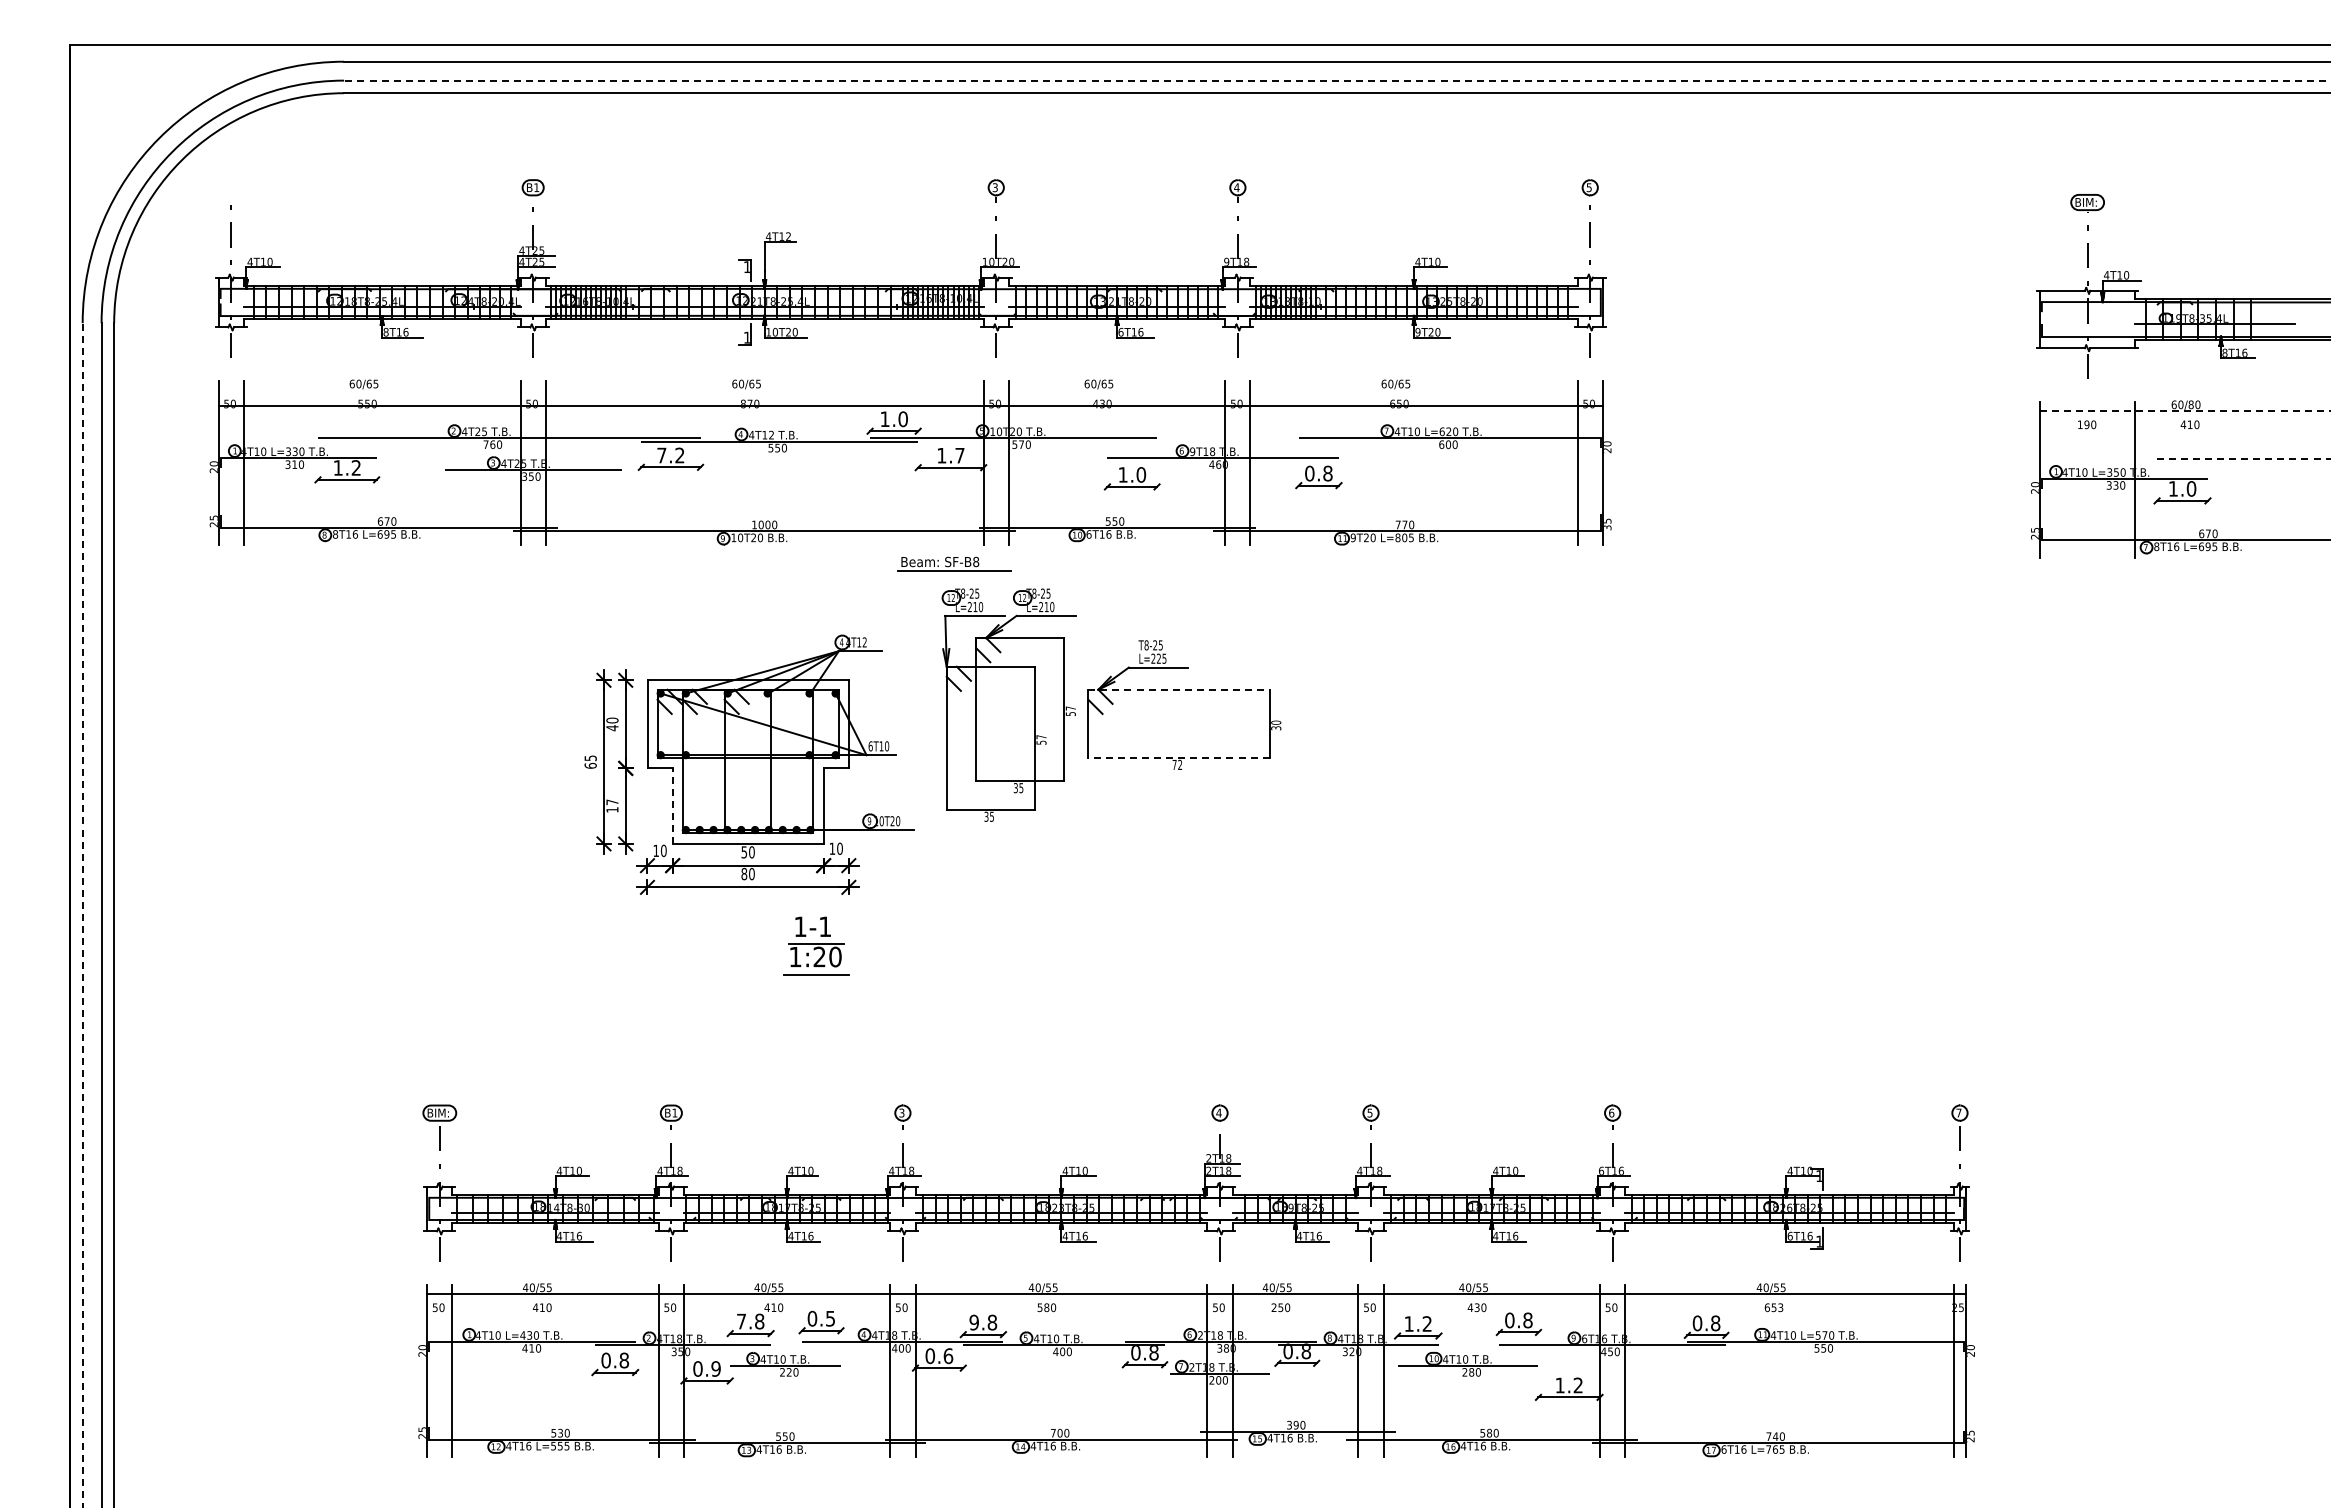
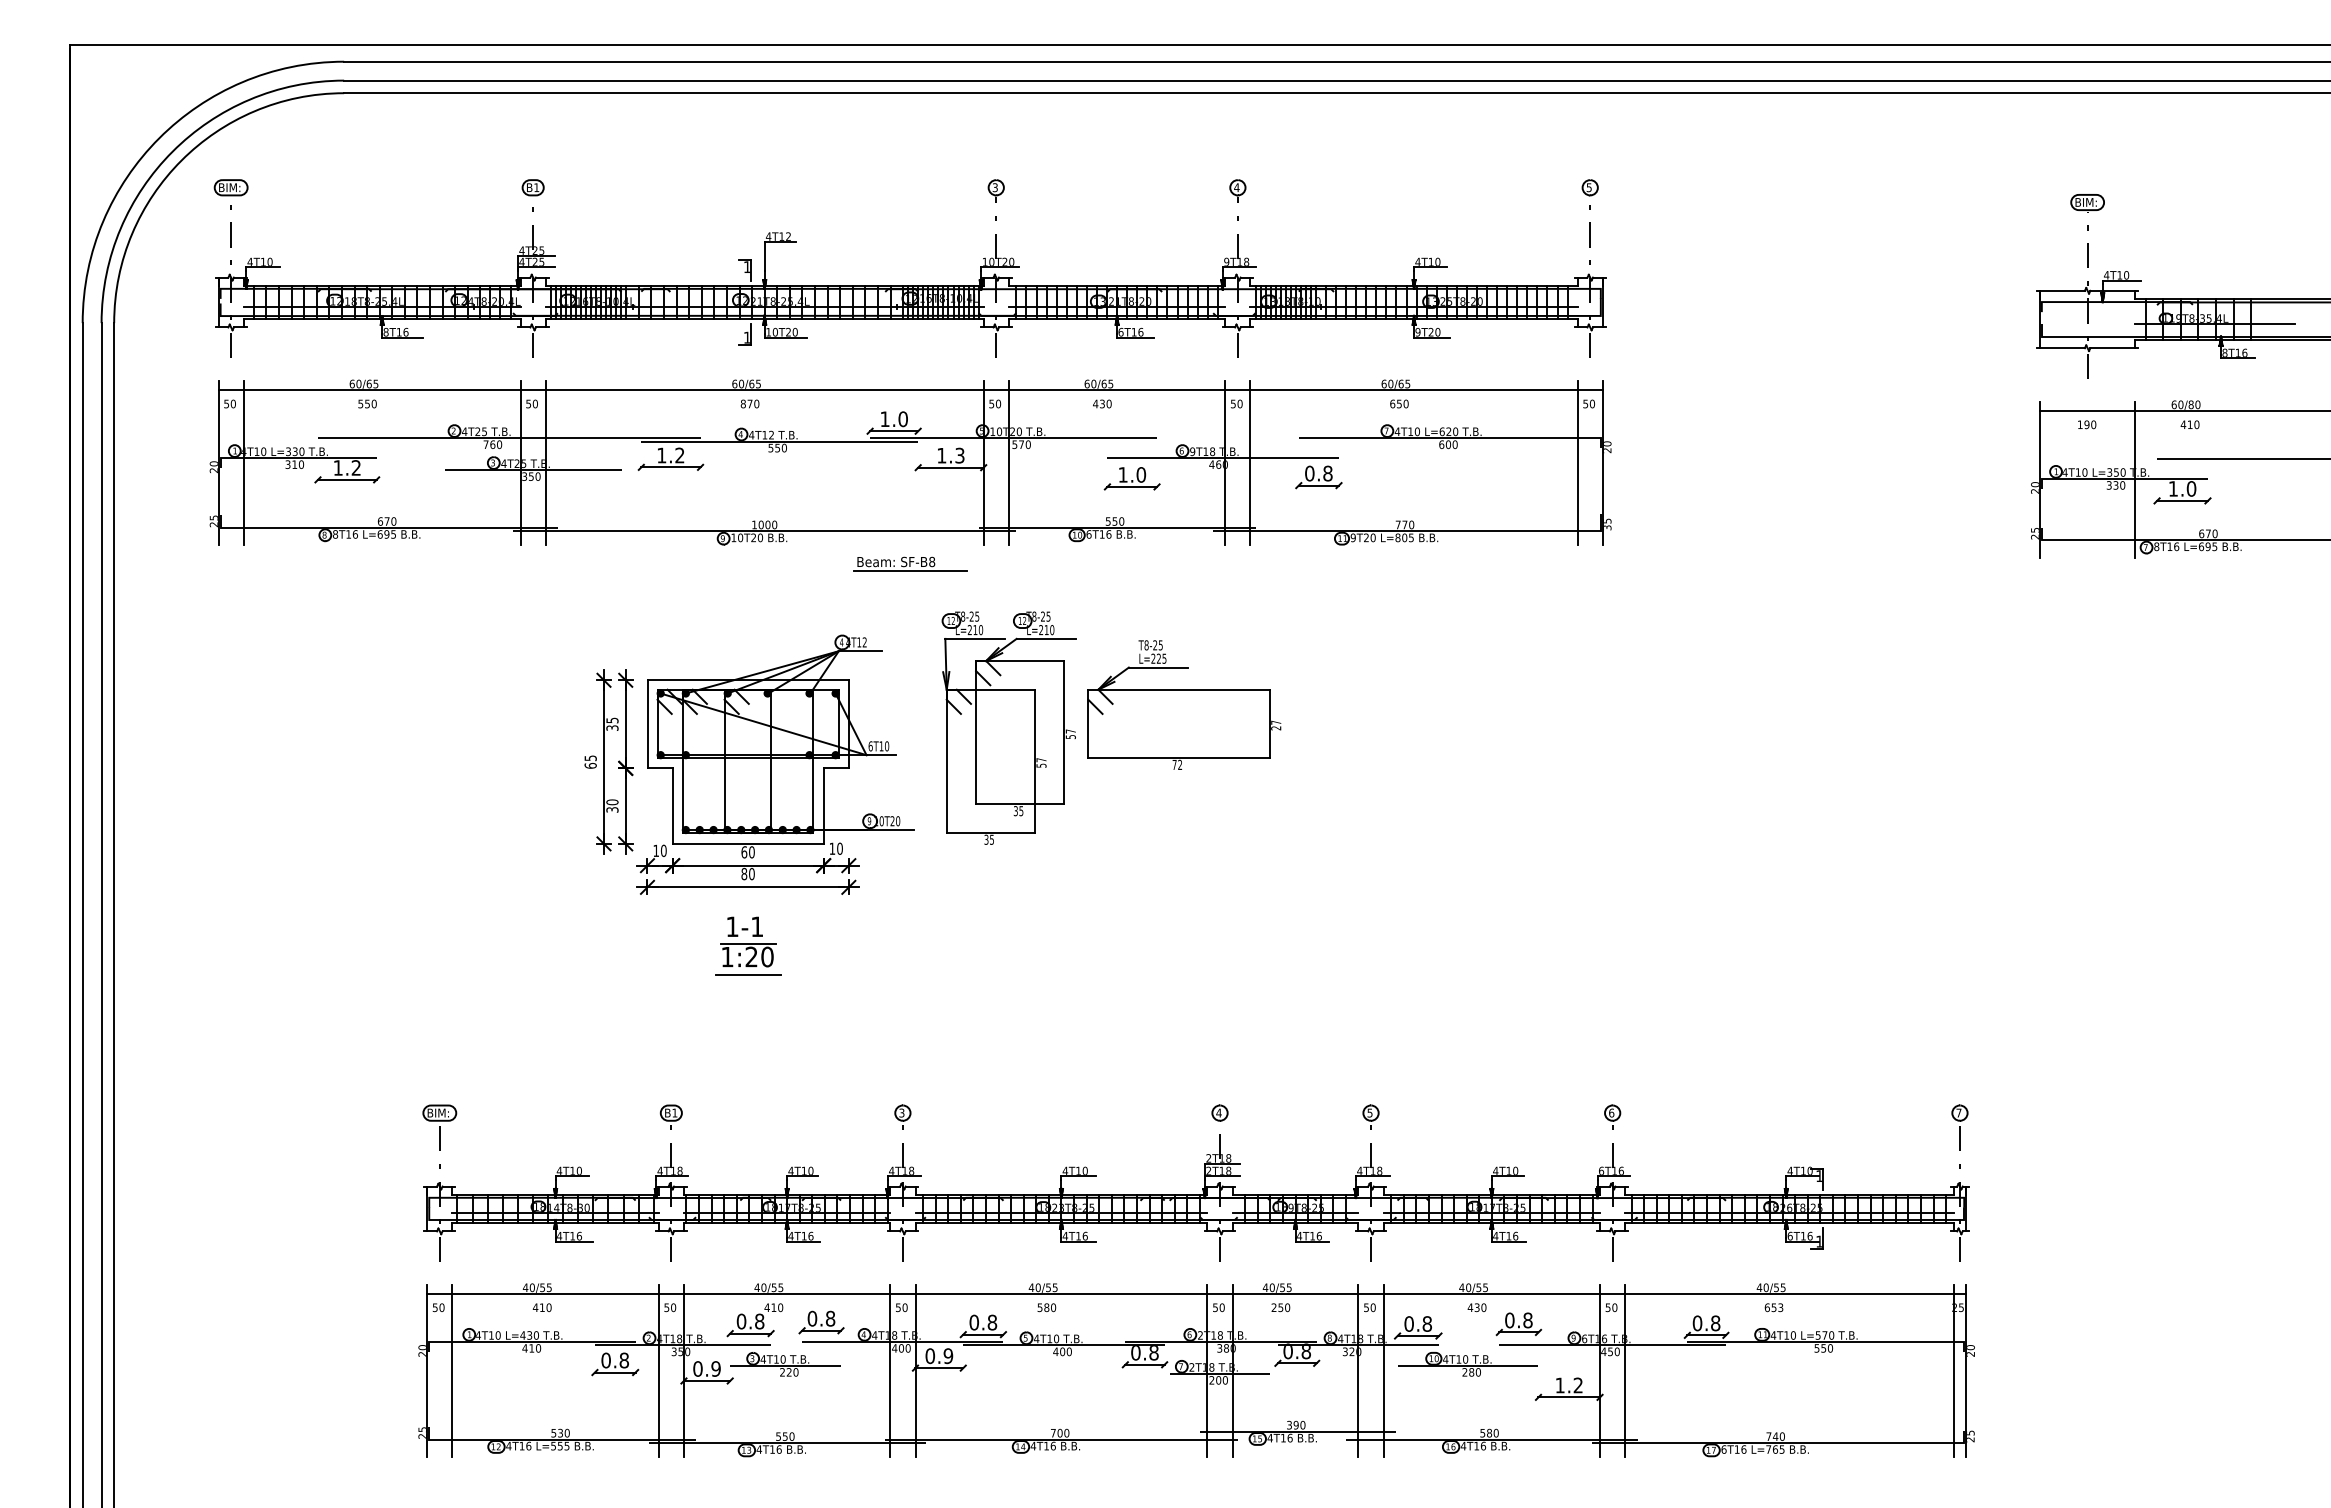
line: dashed -> solid (1336, 80)
part: none -> present (230, 187)
line position: (910, 405) -> (910, 389) (910, 389)
line: dashed -> solid (2185, 410)
text: 7.2 -> 1.2 (661, 455)
text: 1.7 -> 1.3 (959, 455)
line: dashed -> solid (2243, 459)
part position: (954, 563) -> (910, 563) (910, 563)
line: dashed -> solid (1178, 689)
part position: (1008, 704) -> (1008, 727) (1008, 727)
text: 40 -> 35 (612, 724)
text: 30 -> 27 (1276, 725)
line: dashed -> solid (1178, 758)
text: 17 -> 30 (612, 805)
line: dashed -> solid (672, 806)
text: 50 -> 60 (744, 852)
line: dashed -> solid (82, 914)
part position: (816, 945) -> (748, 945) (748, 945)
text: 0.5 -> 0.8 (830, 1318)
text: 7.8 -> 0.8 (741, 1321)
text: 9.8 -> 0.8 (973, 1322)
text: 1.2 -> 0.8 (1418, 1323)
text: 0.6 -> 0.9 (948, 1356)
